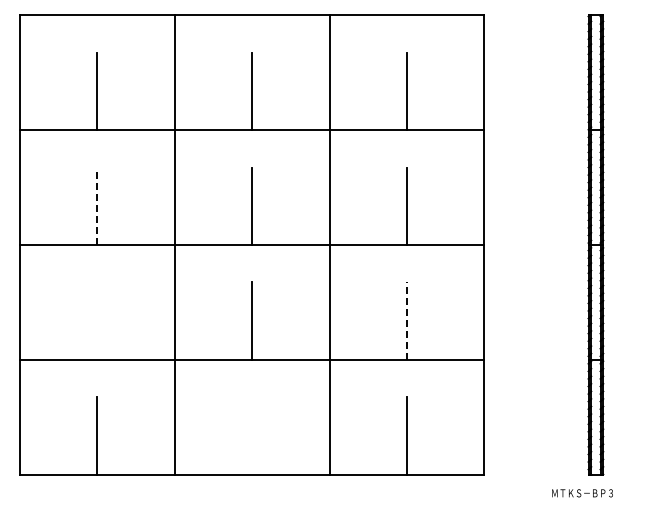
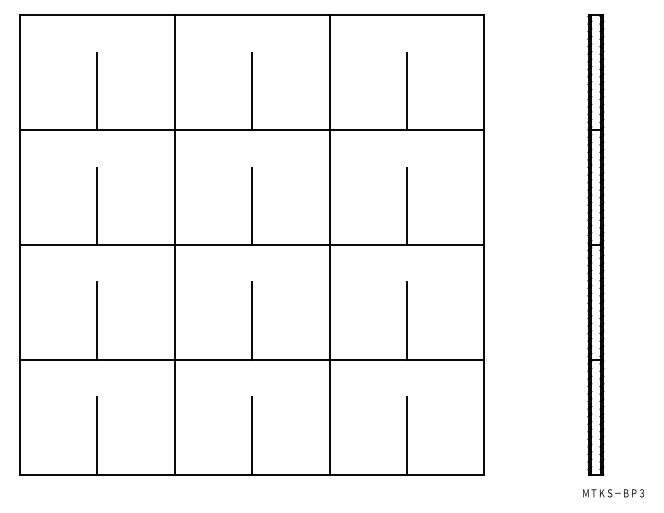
line: dashed -> solid (97, 206)
line: none -> present (97, 320)
line: dashed -> solid (407, 321)
line: none -> present (252, 435)
text position: (582, 493) -> (613, 493) (613, 493)
